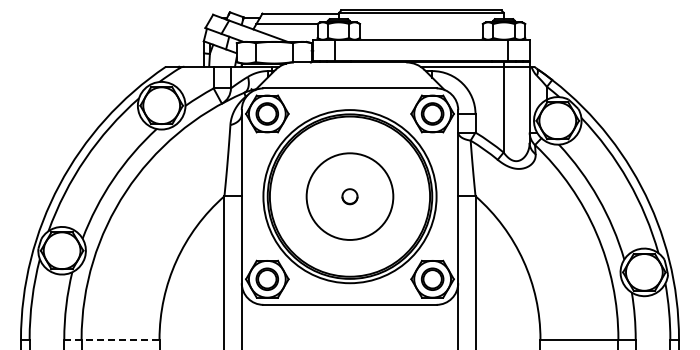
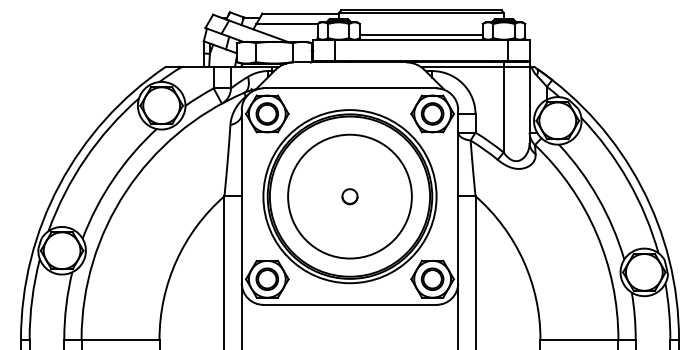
line: none -> present (421, 35)
circle diameter: 87 px -> 124 px (349, 196)
line: dashed -> solid (111, 339)
